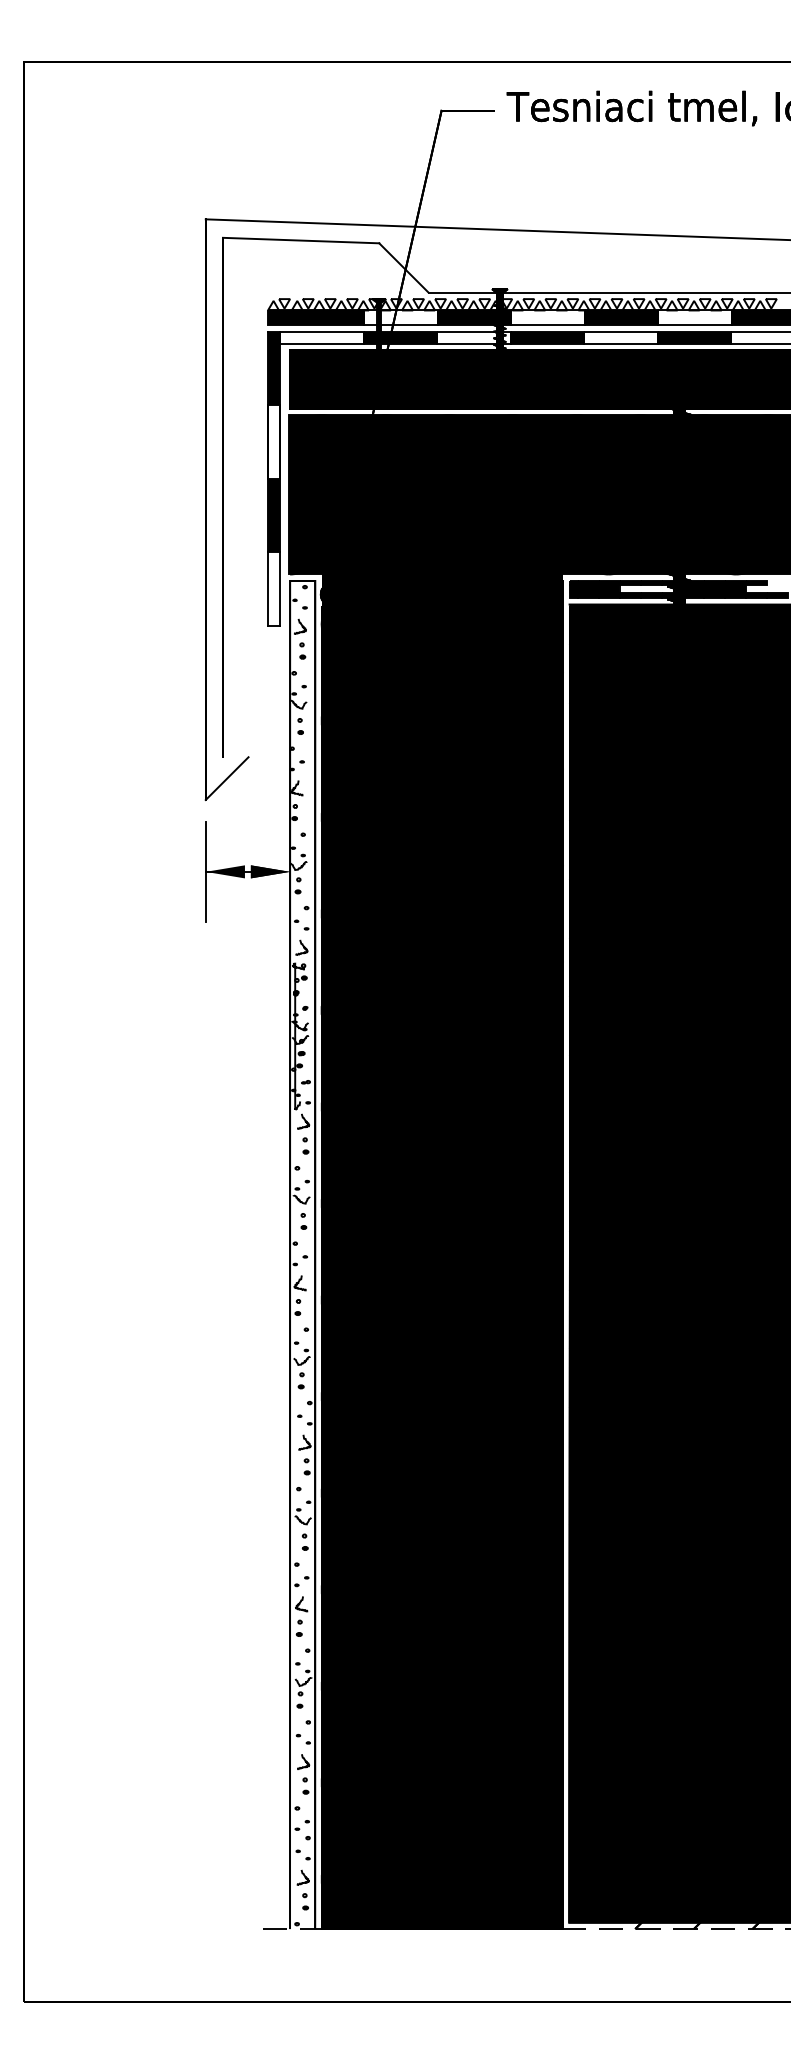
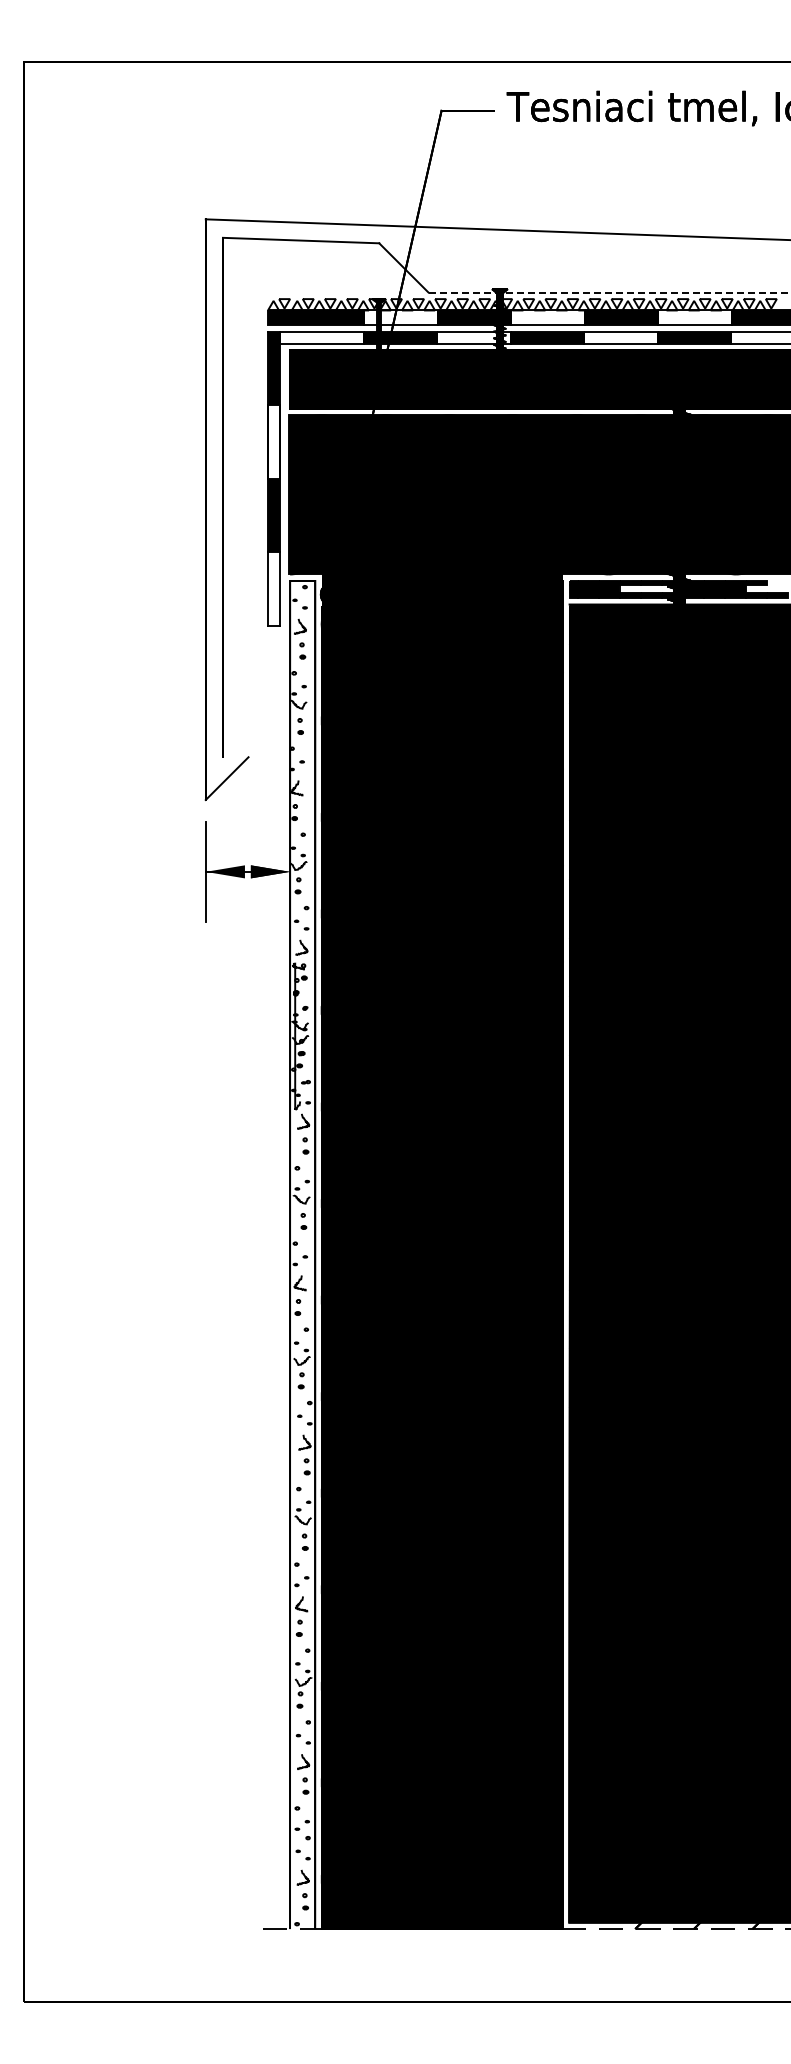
line: solid -> dashed (609, 292)
